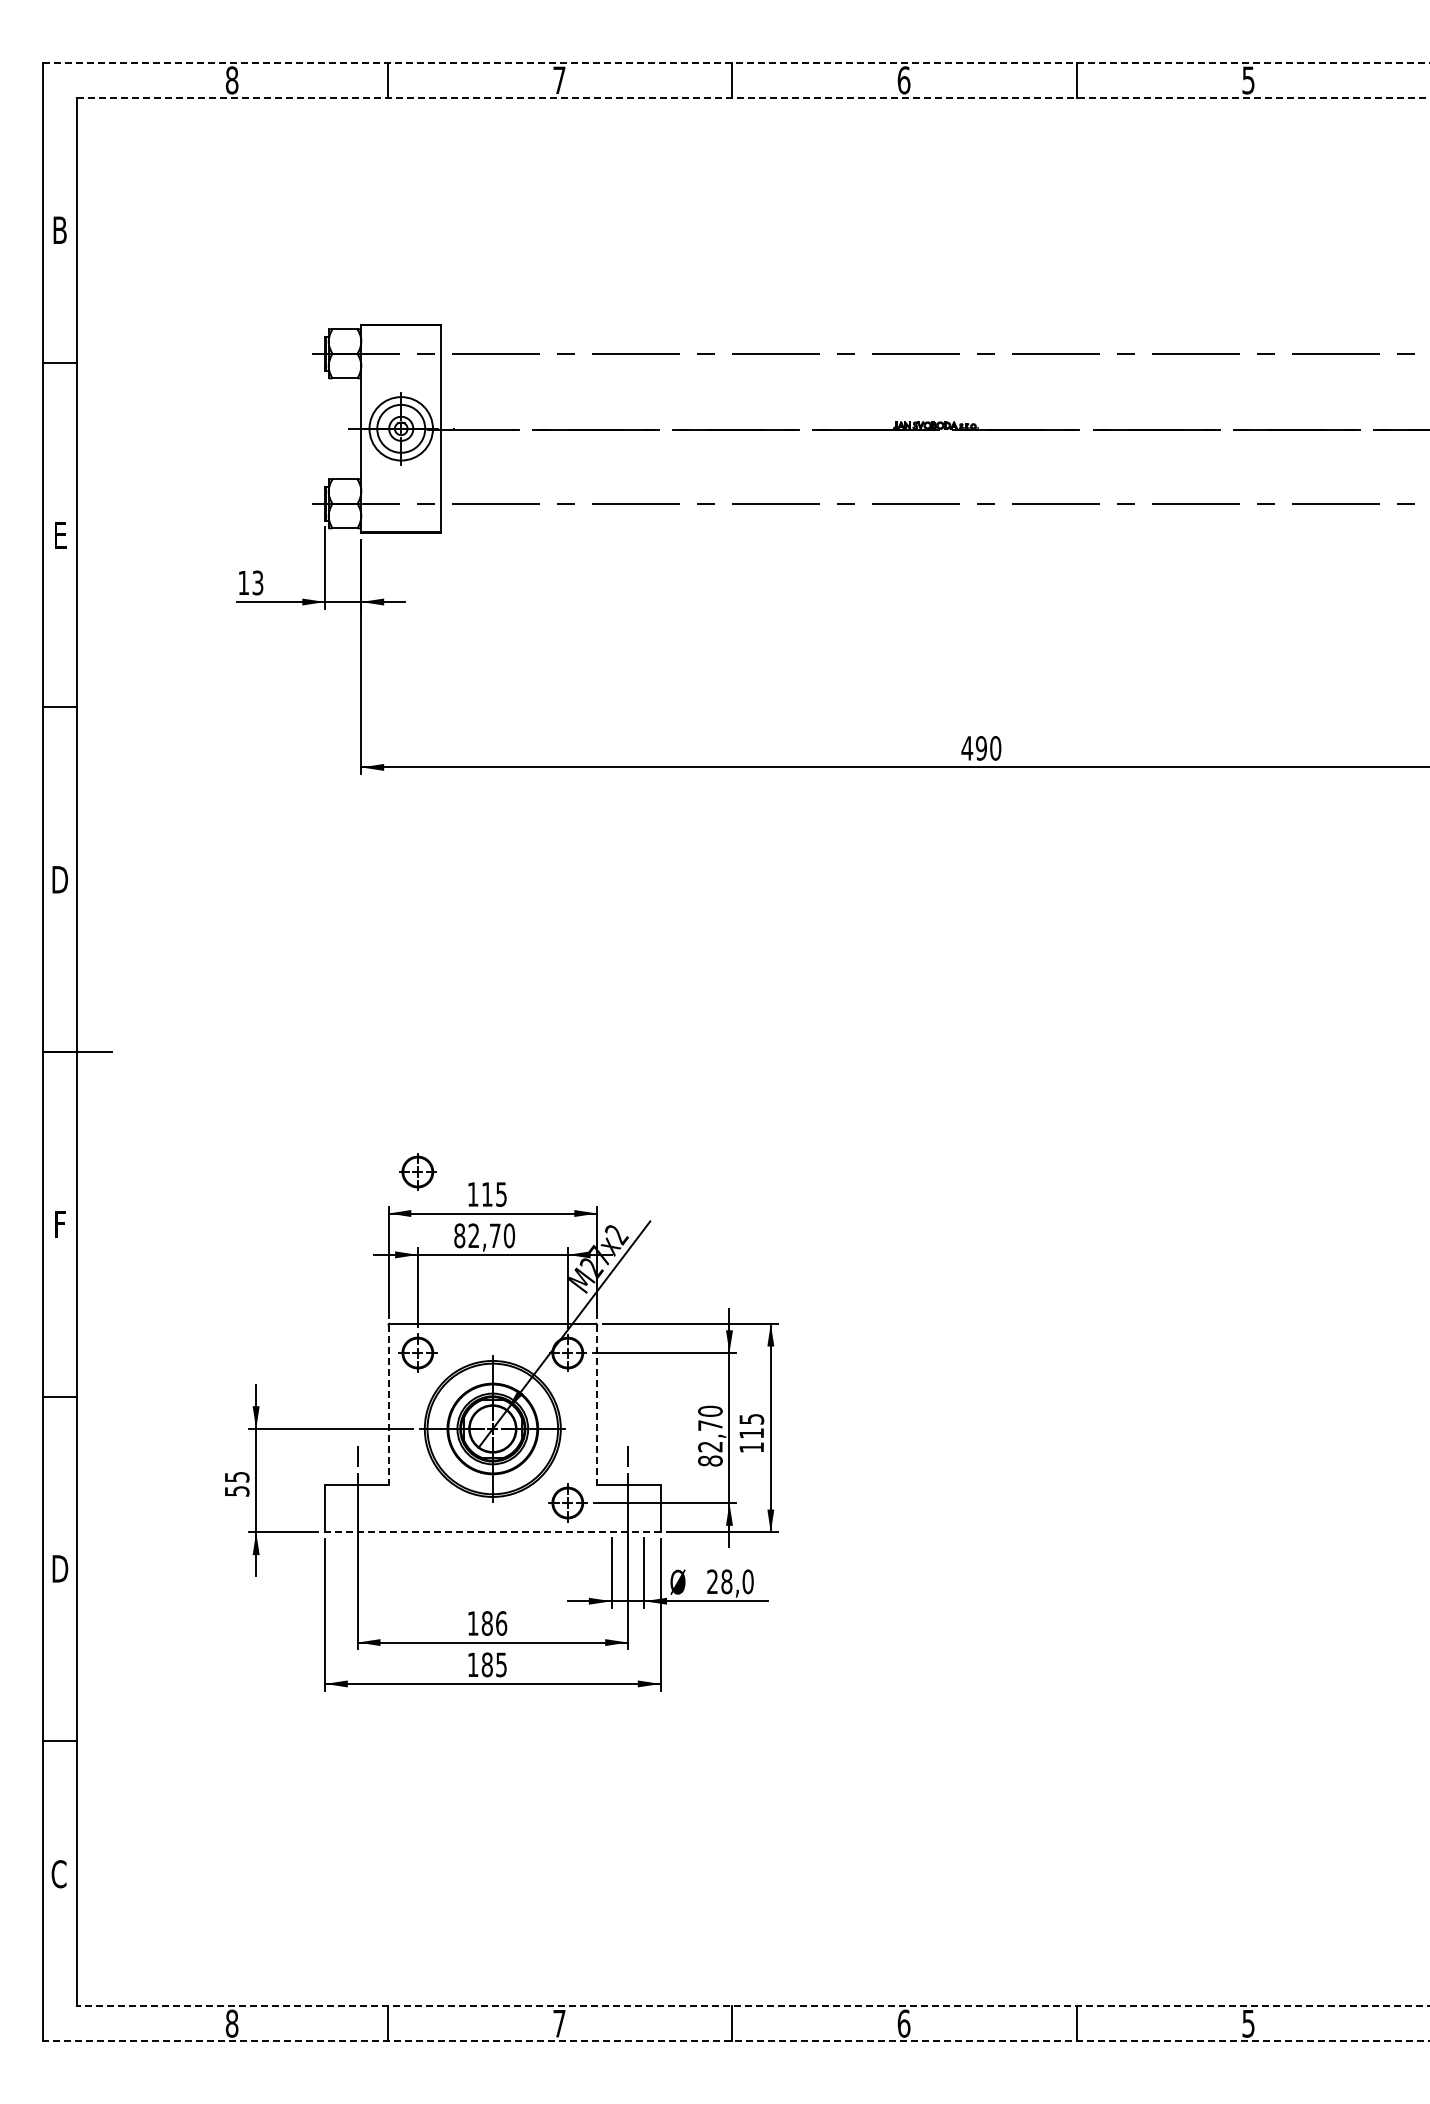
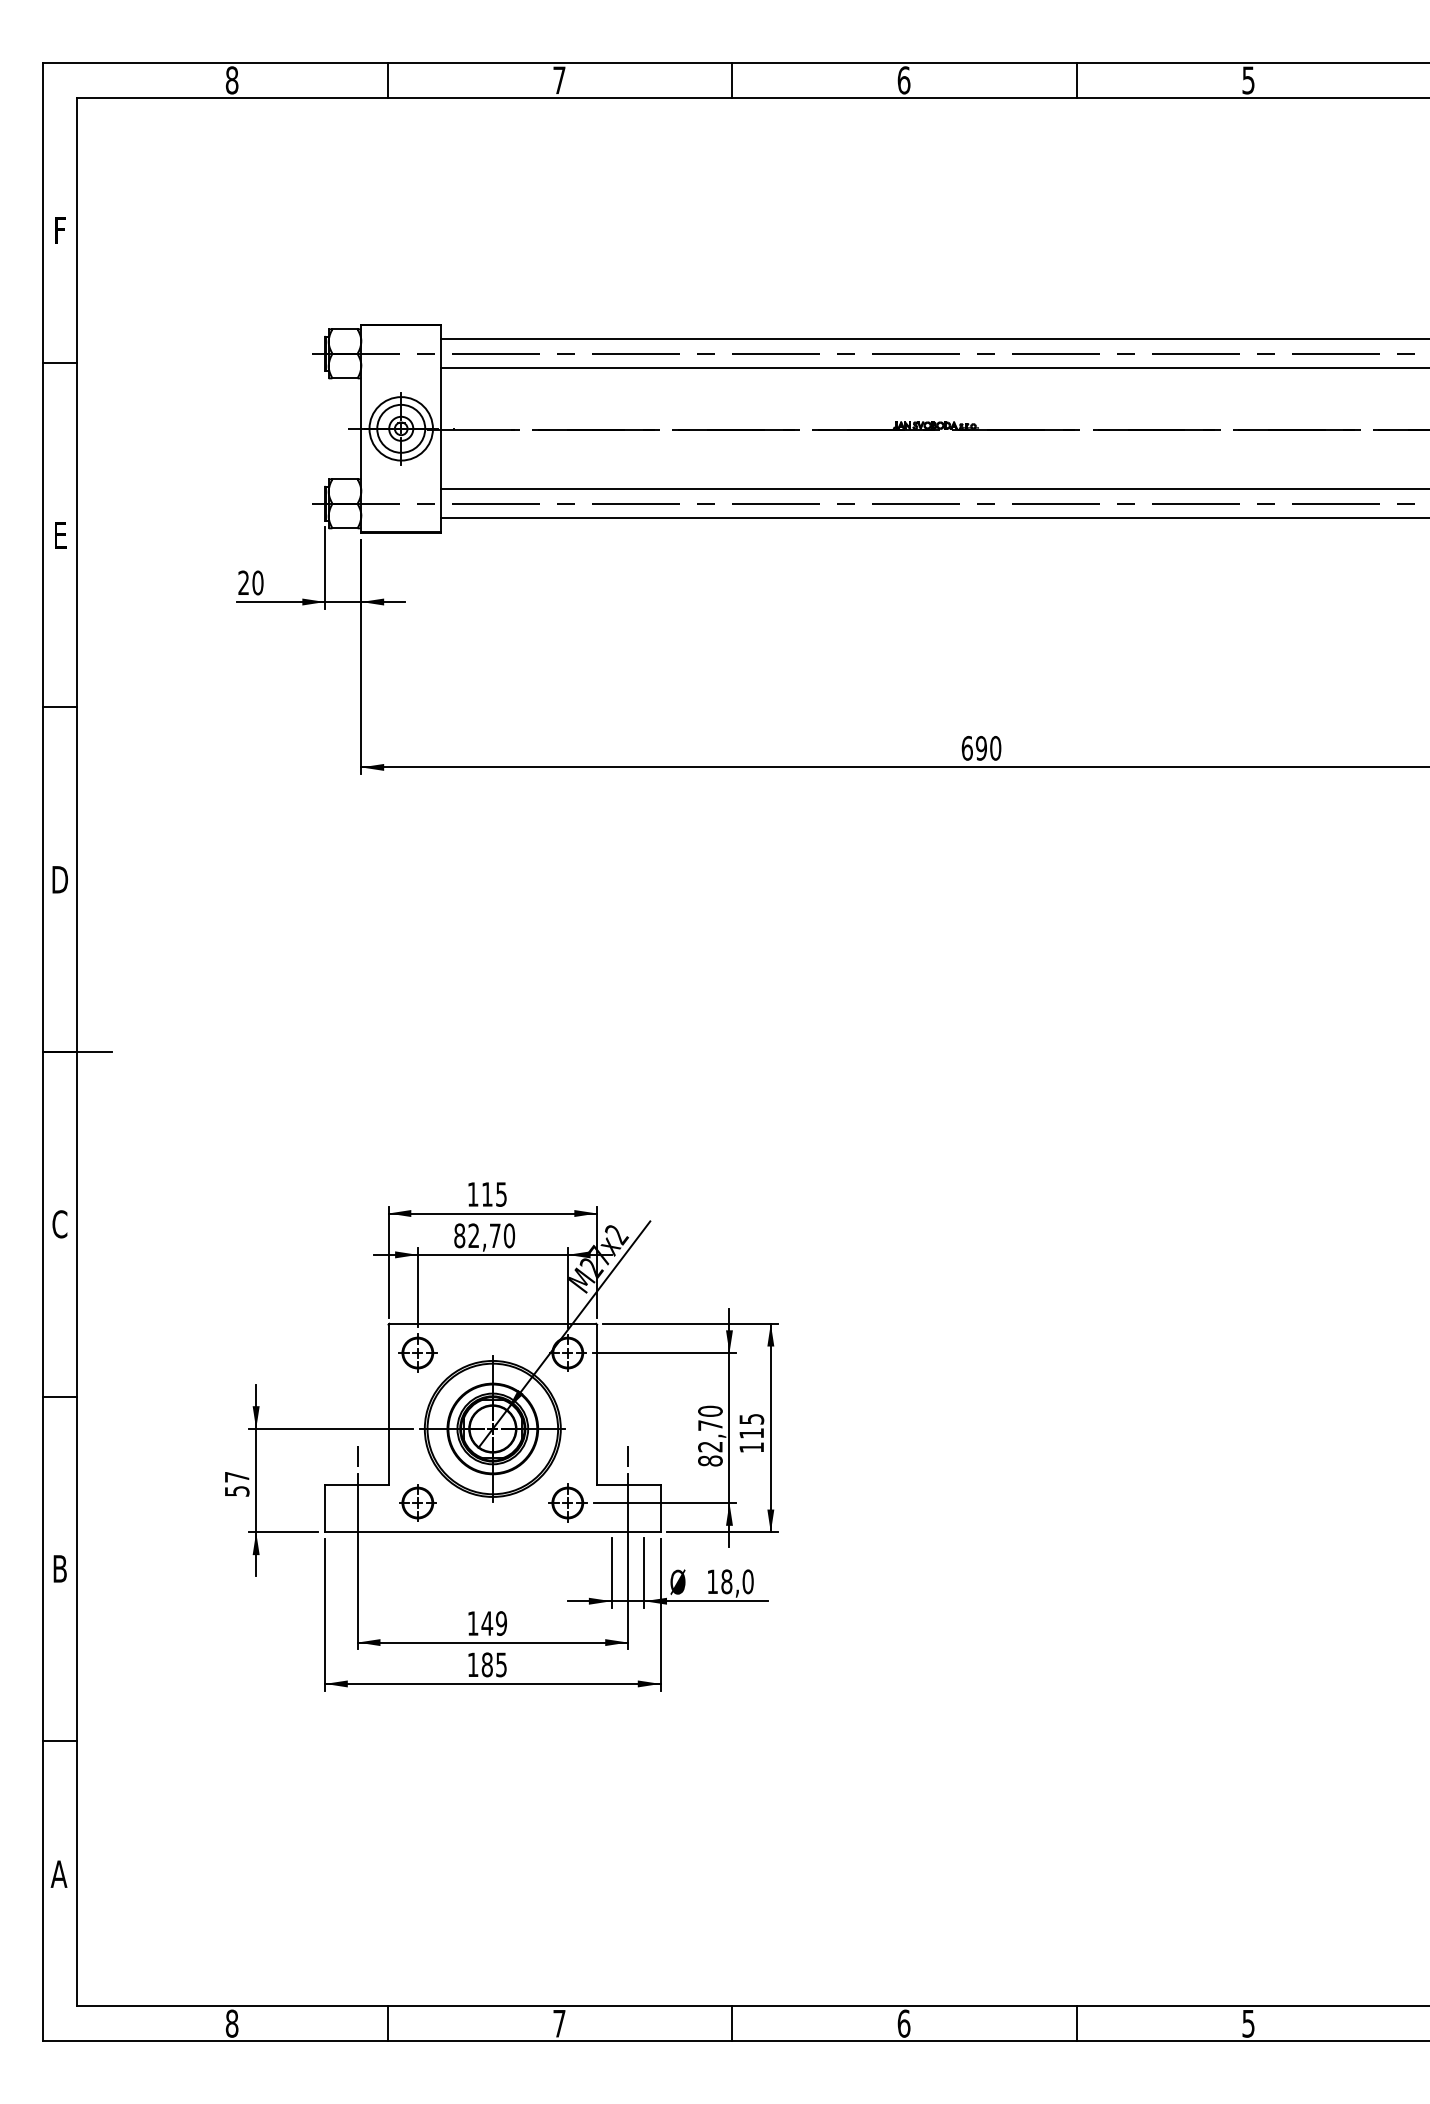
line: dashed -> solid (736, 63)
line: dashed -> solid (753, 97)
text: B -> F (59, 229)
line: none -> present (933, 339)
line: none -> present (933, 368)
line: none -> present (933, 489)
line: none -> present (933, 518)
text: 13 -> 20 (250, 582)
text: 490 -> 690 (967, 748)
part position: (417, 1171) -> (417, 1502) (417, 1502)
text: F -> C (59, 1224)
line: dashed -> solid (388, 1405)
line: dashed -> solid (597, 1405)
text: 55 -> 57 (237, 1477)
line: dashed -> solid (492, 1532)
text: D -> B (60, 1568)
text: 28,0 -> 18,0 (712, 1581)
text: 186 -> 149 (494, 1623)
text: C -> A (58, 1874)
line: dashed -> solid (753, 2006)
line: dashed -> solid (735, 2040)
